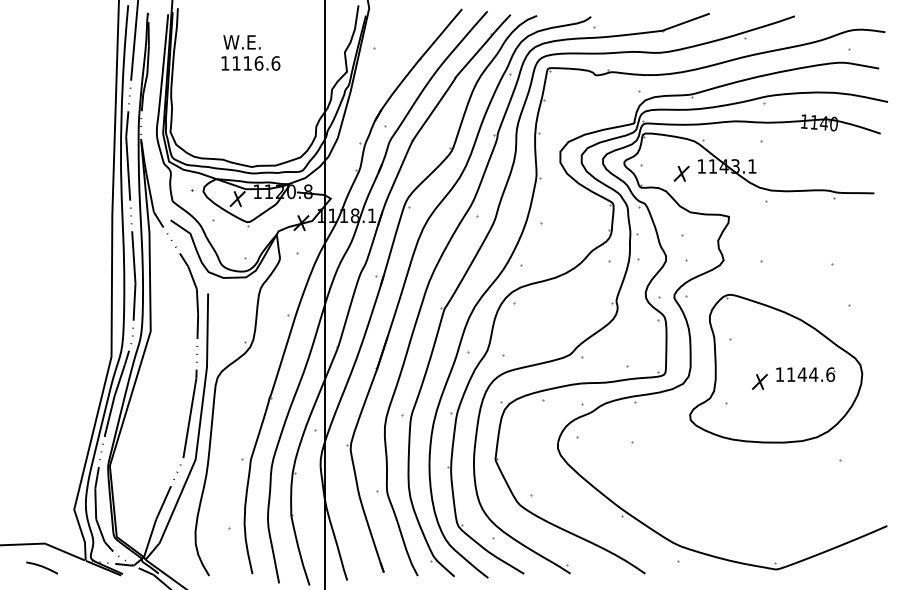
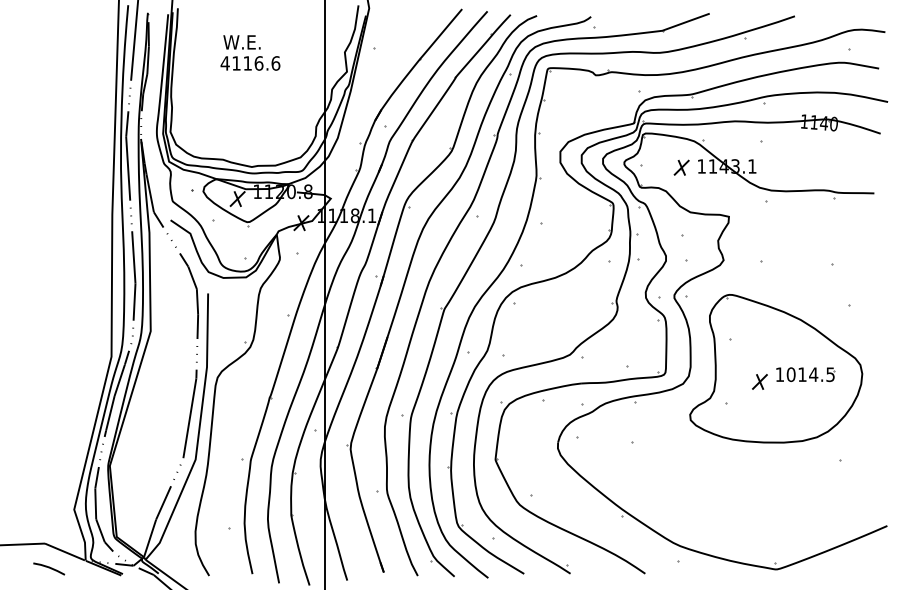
text: 1116.6 -> 4116.6 (224, 63)
part position: (681, 173) -> (681, 167) (681, 167)
text: 1144.6 -> 1014.5 (810, 374)
line position: (42, 567) -> (49, 568) (49, 568)
